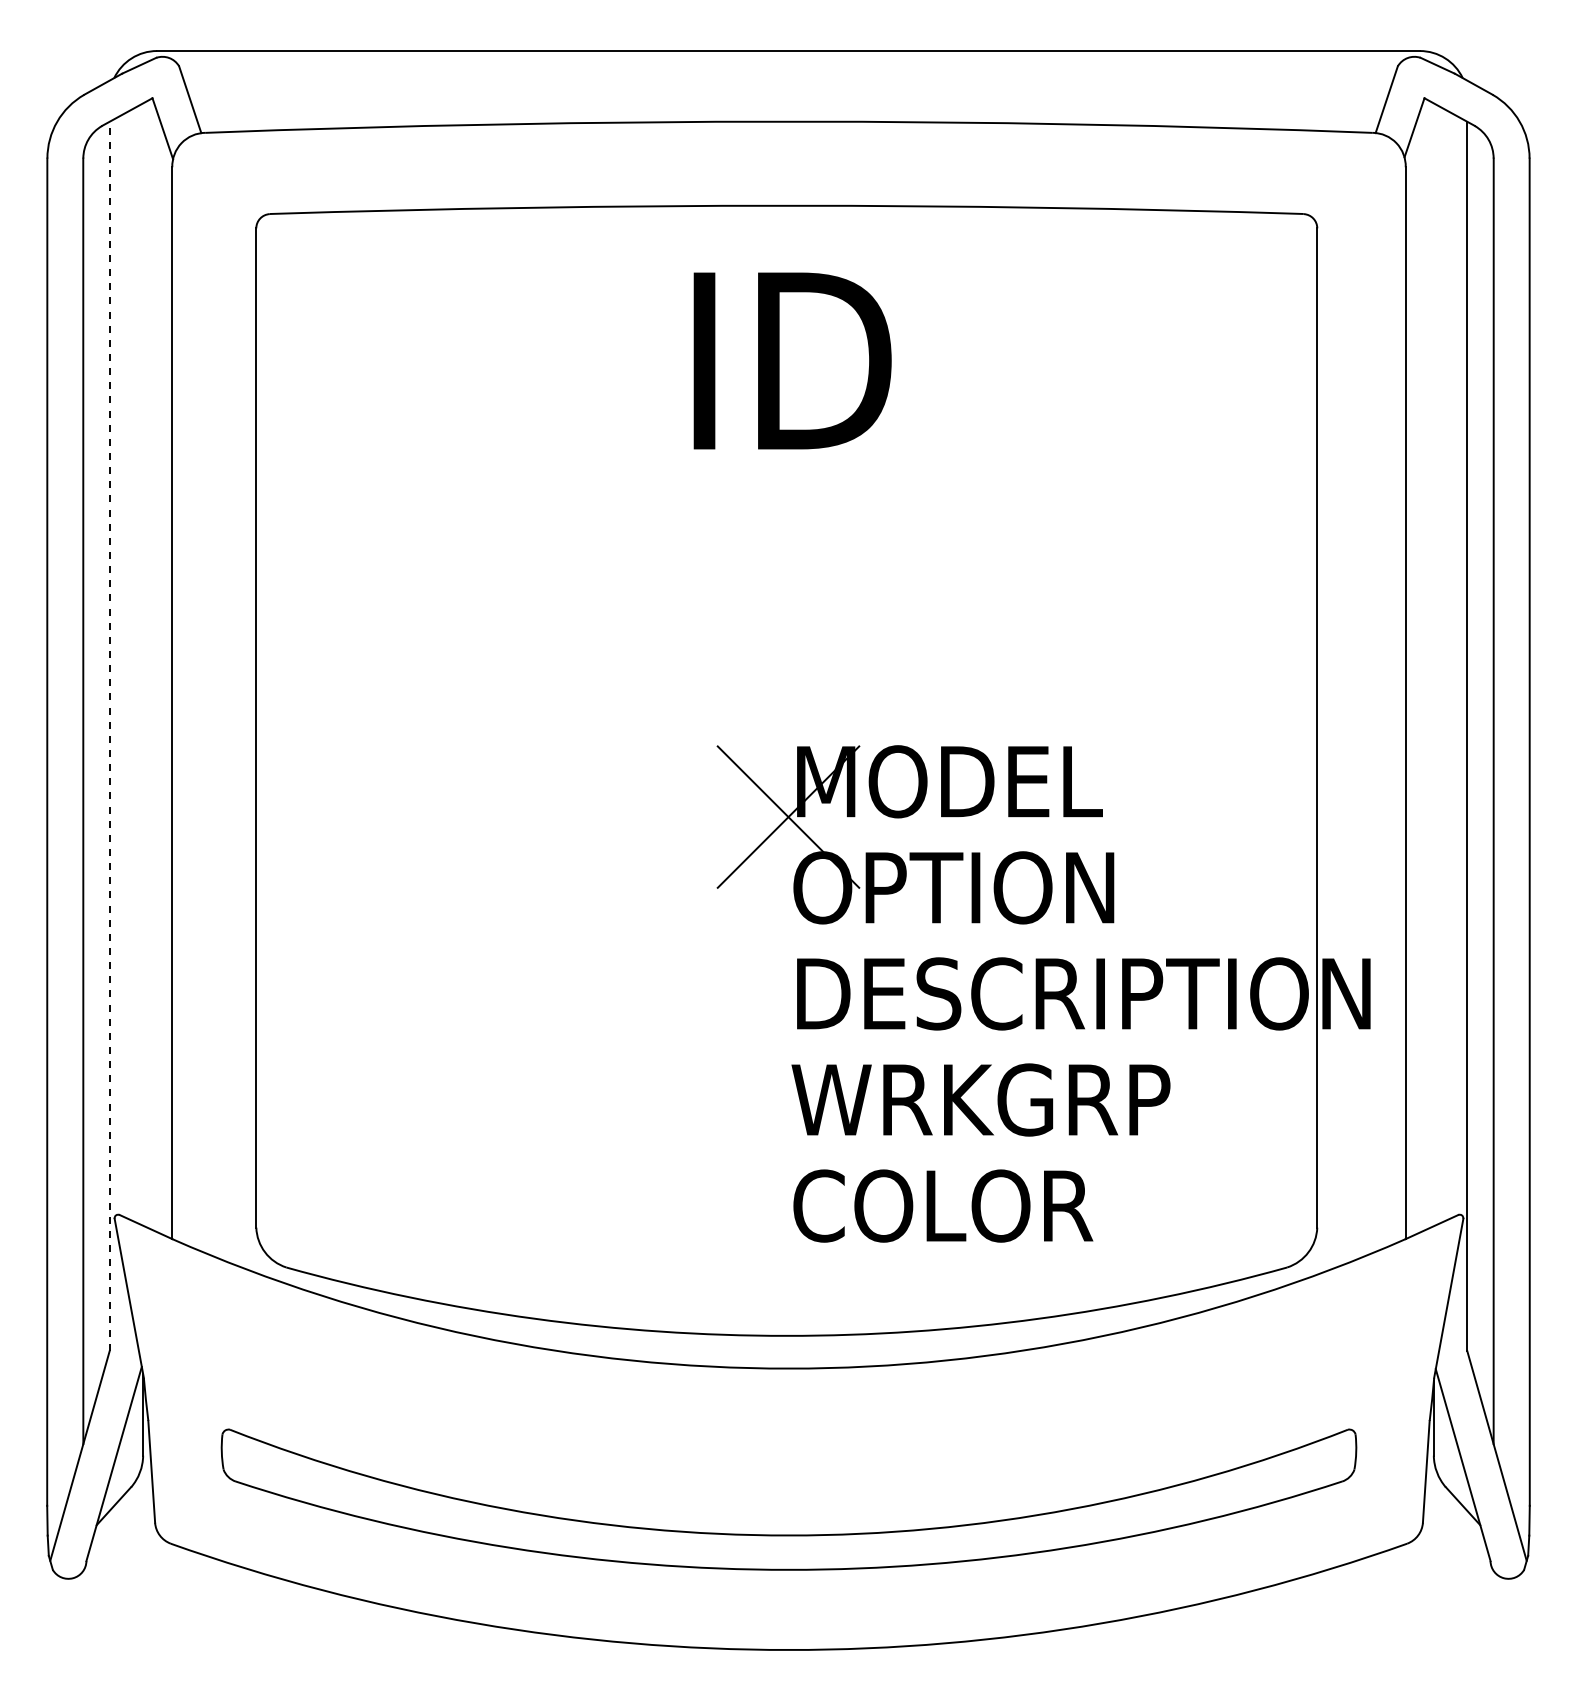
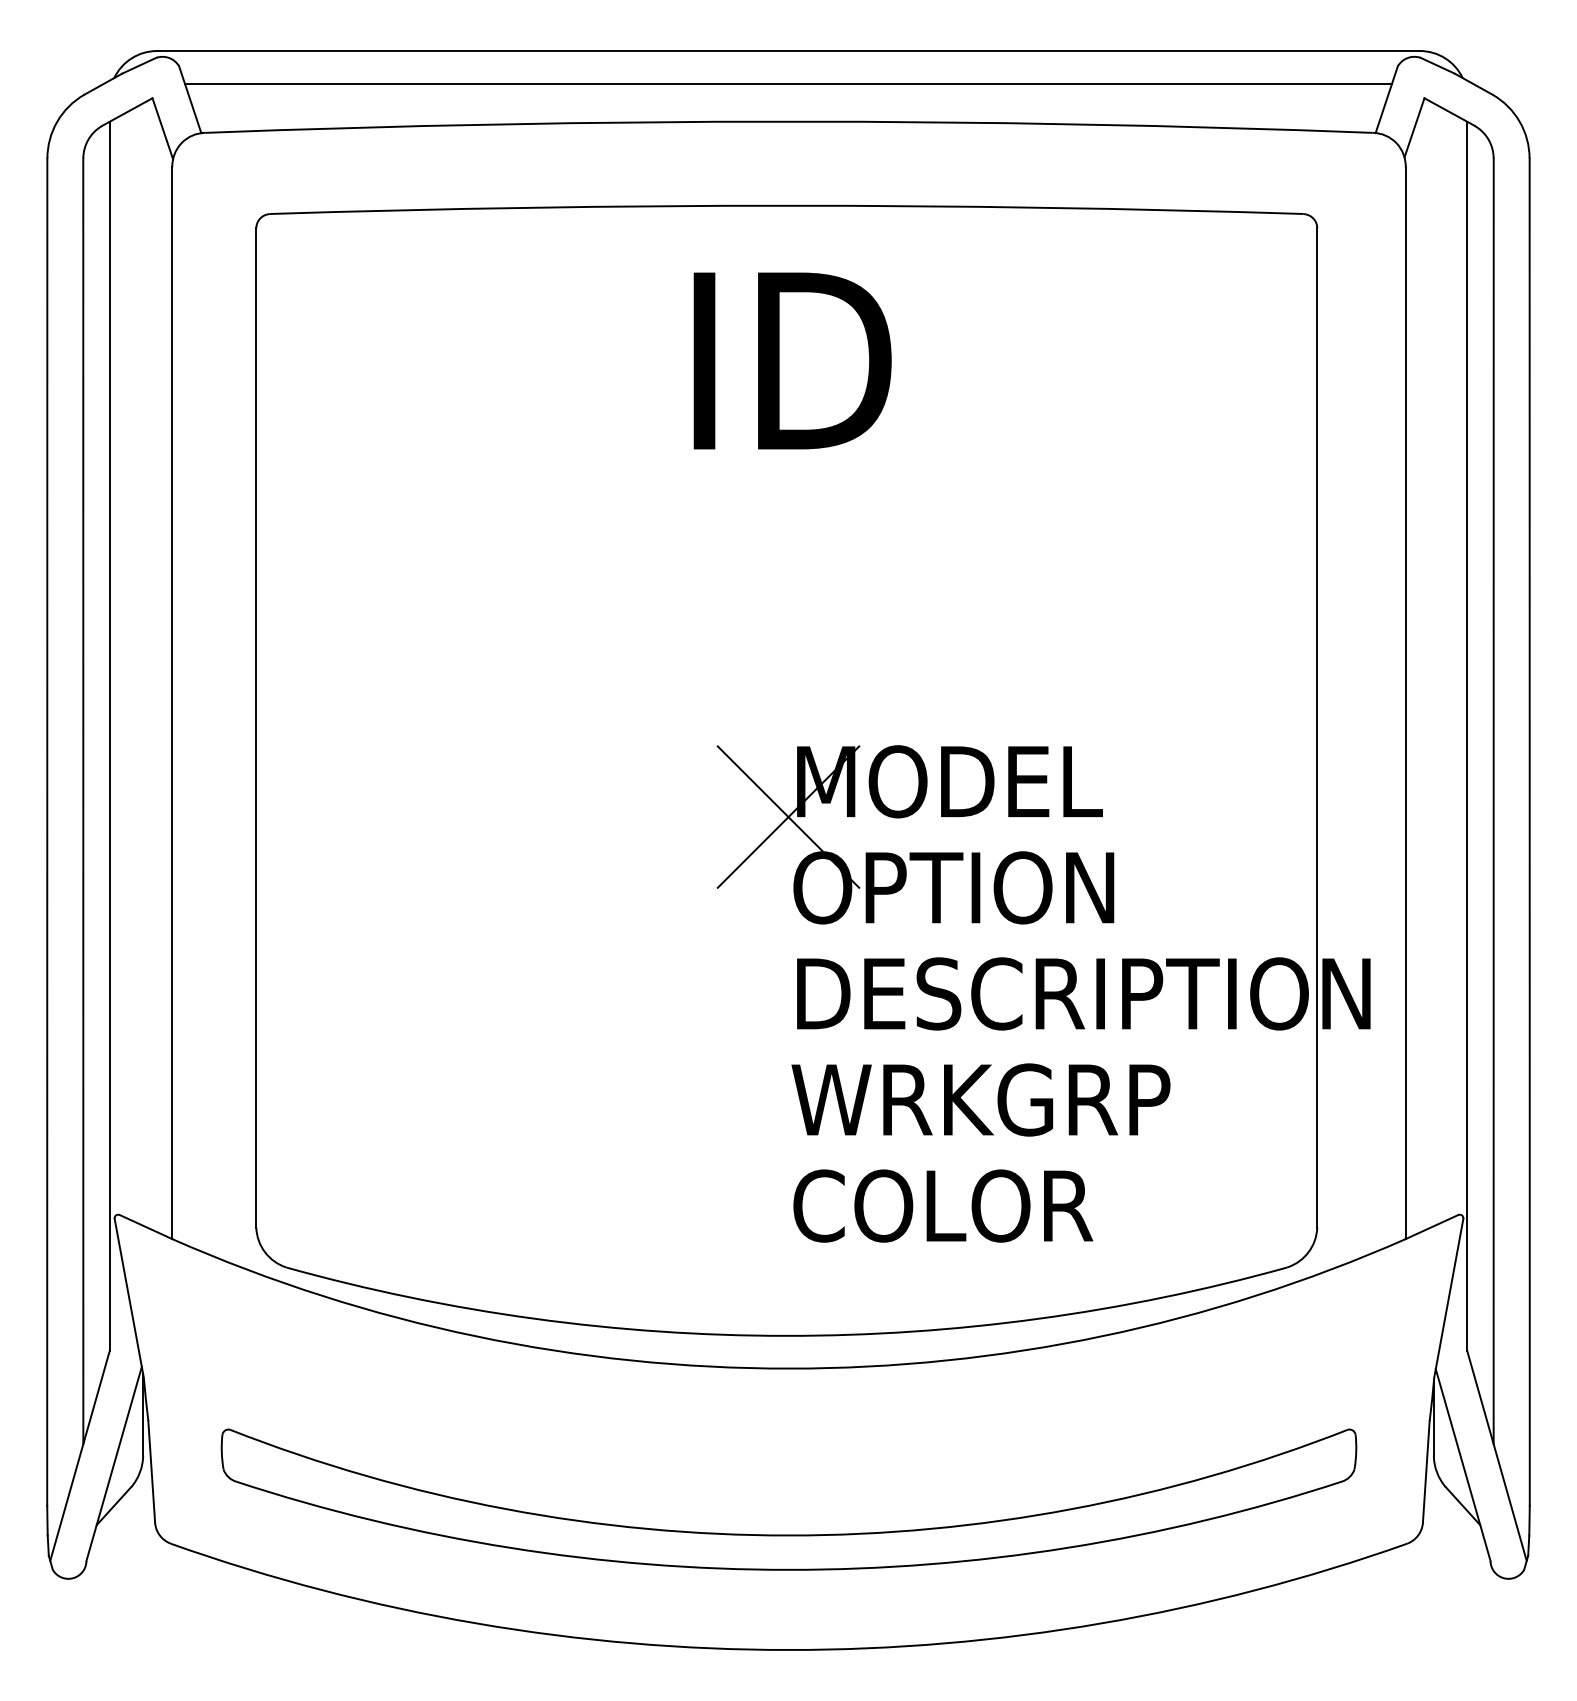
line: none -> present (788, 84)
line: dashed -> solid (109, 736)
